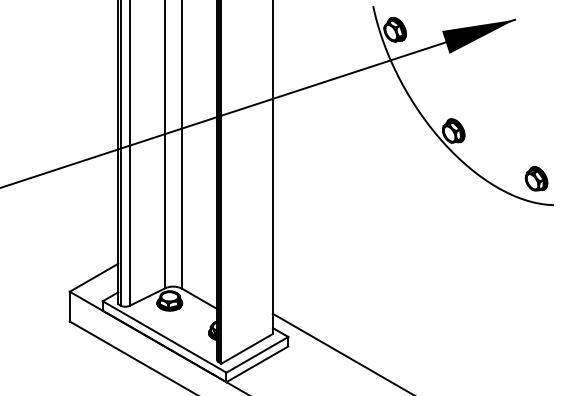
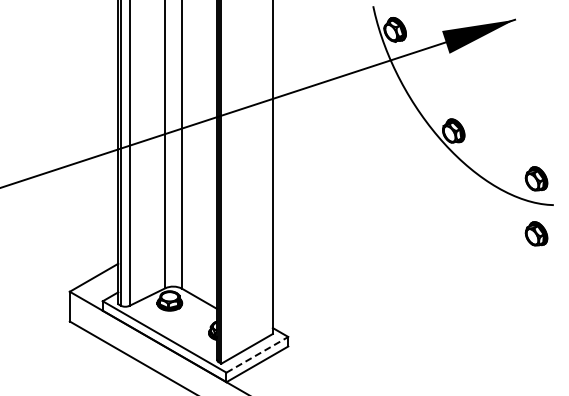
part: none -> present (536, 233)
line: present -> none (340, 352)
line: solid -> dashed (257, 354)
